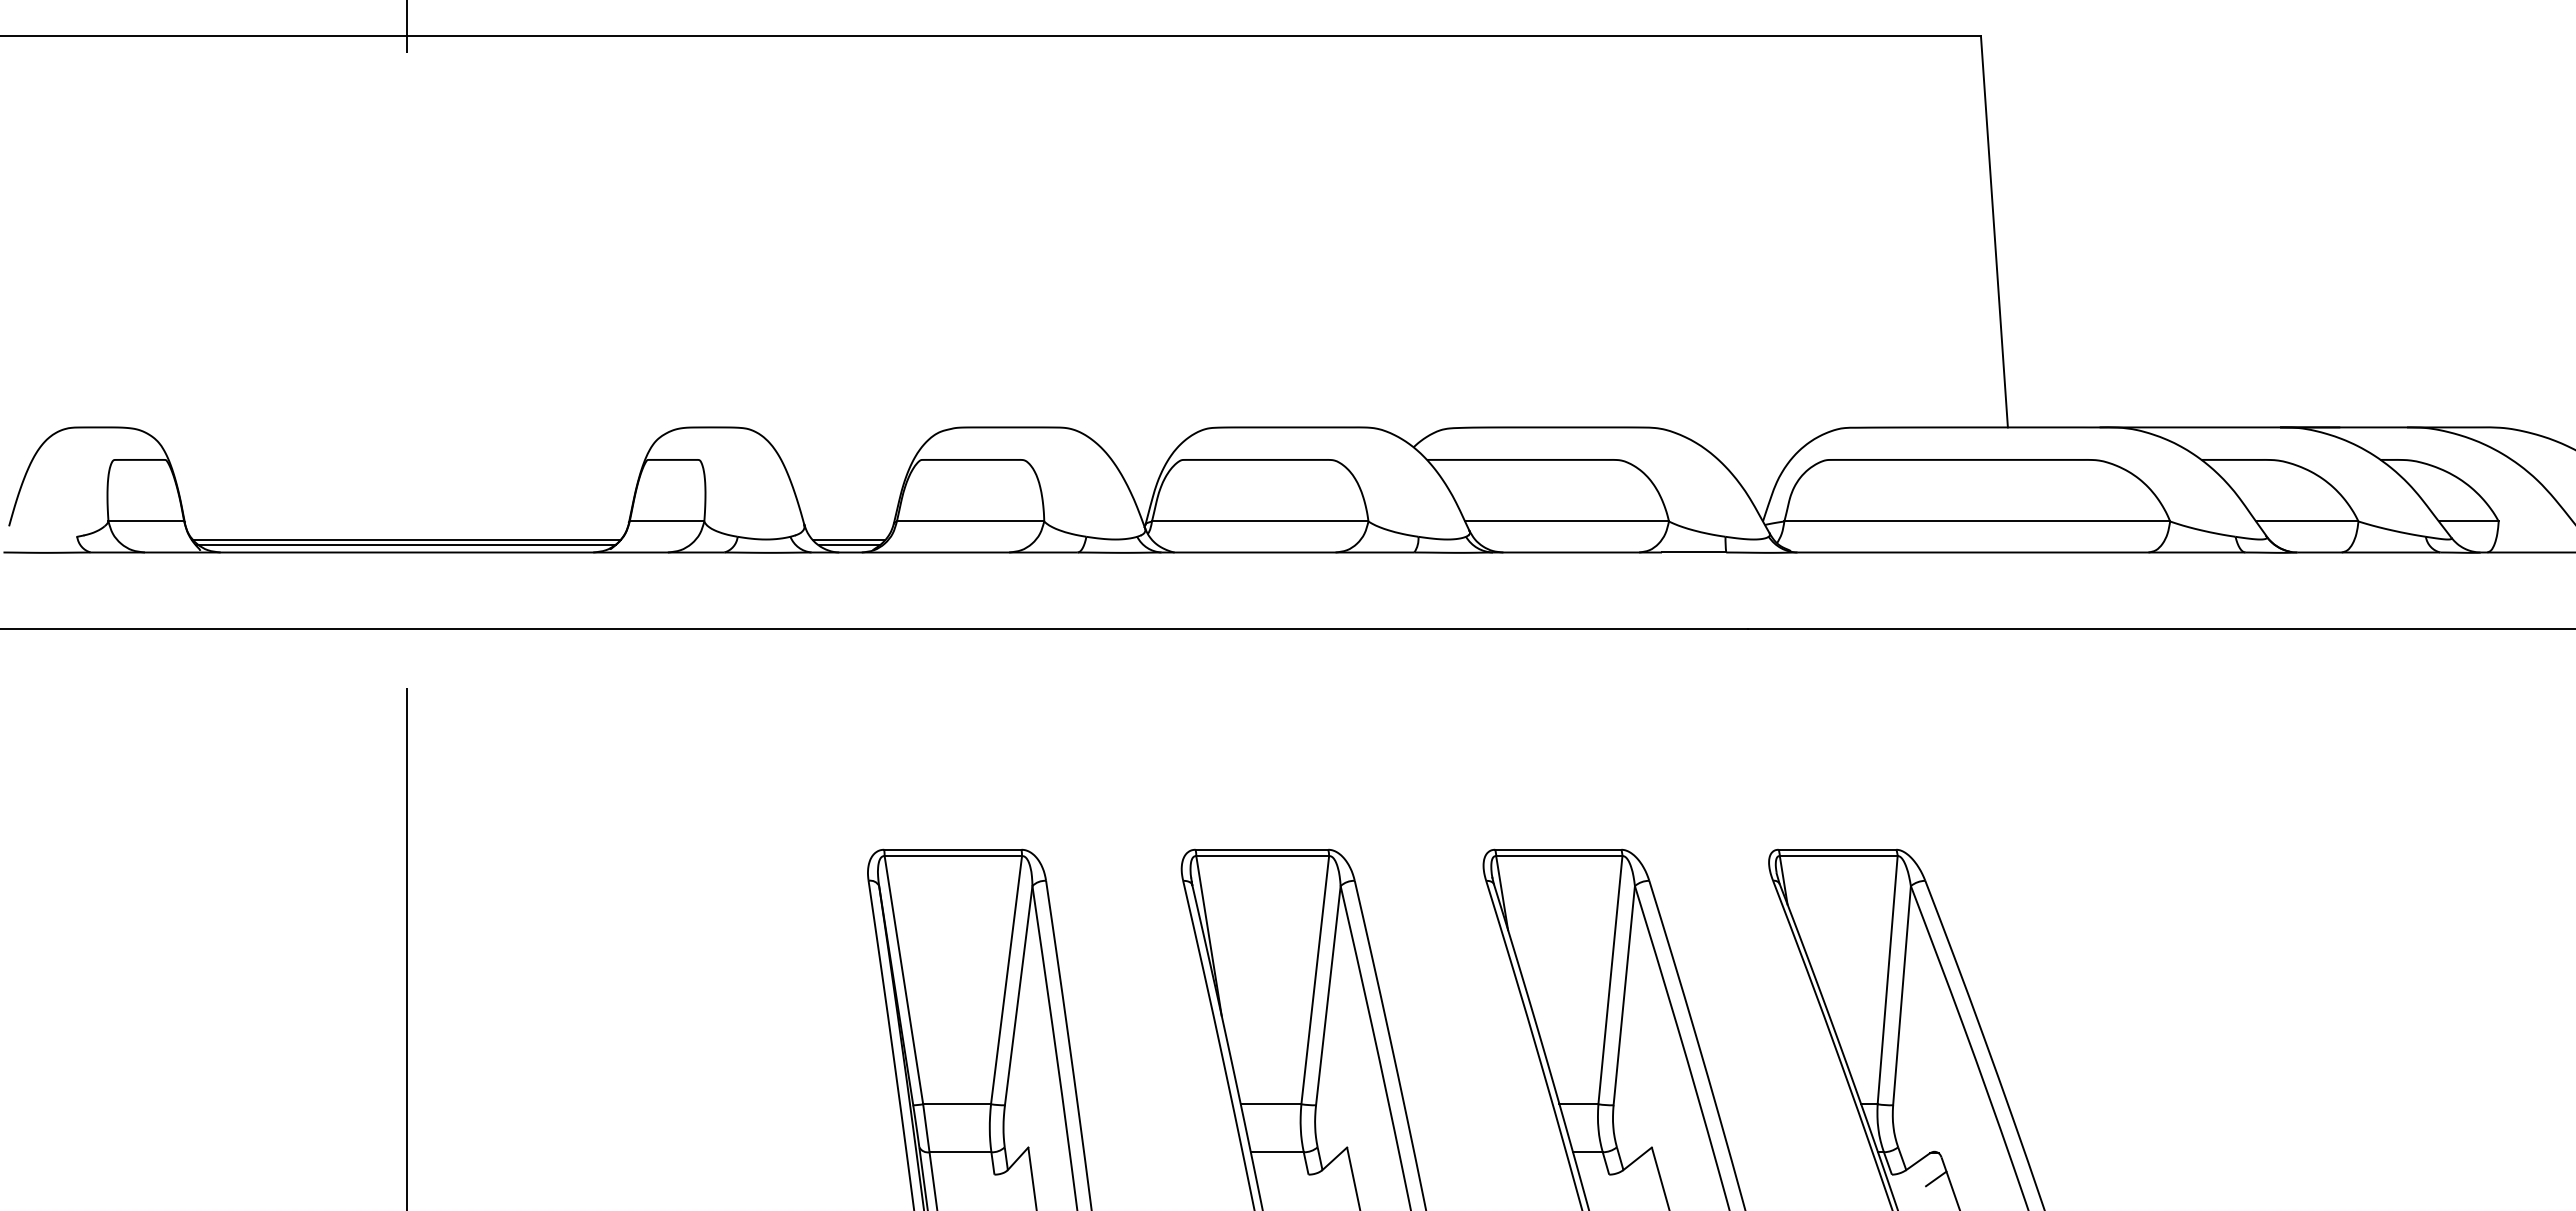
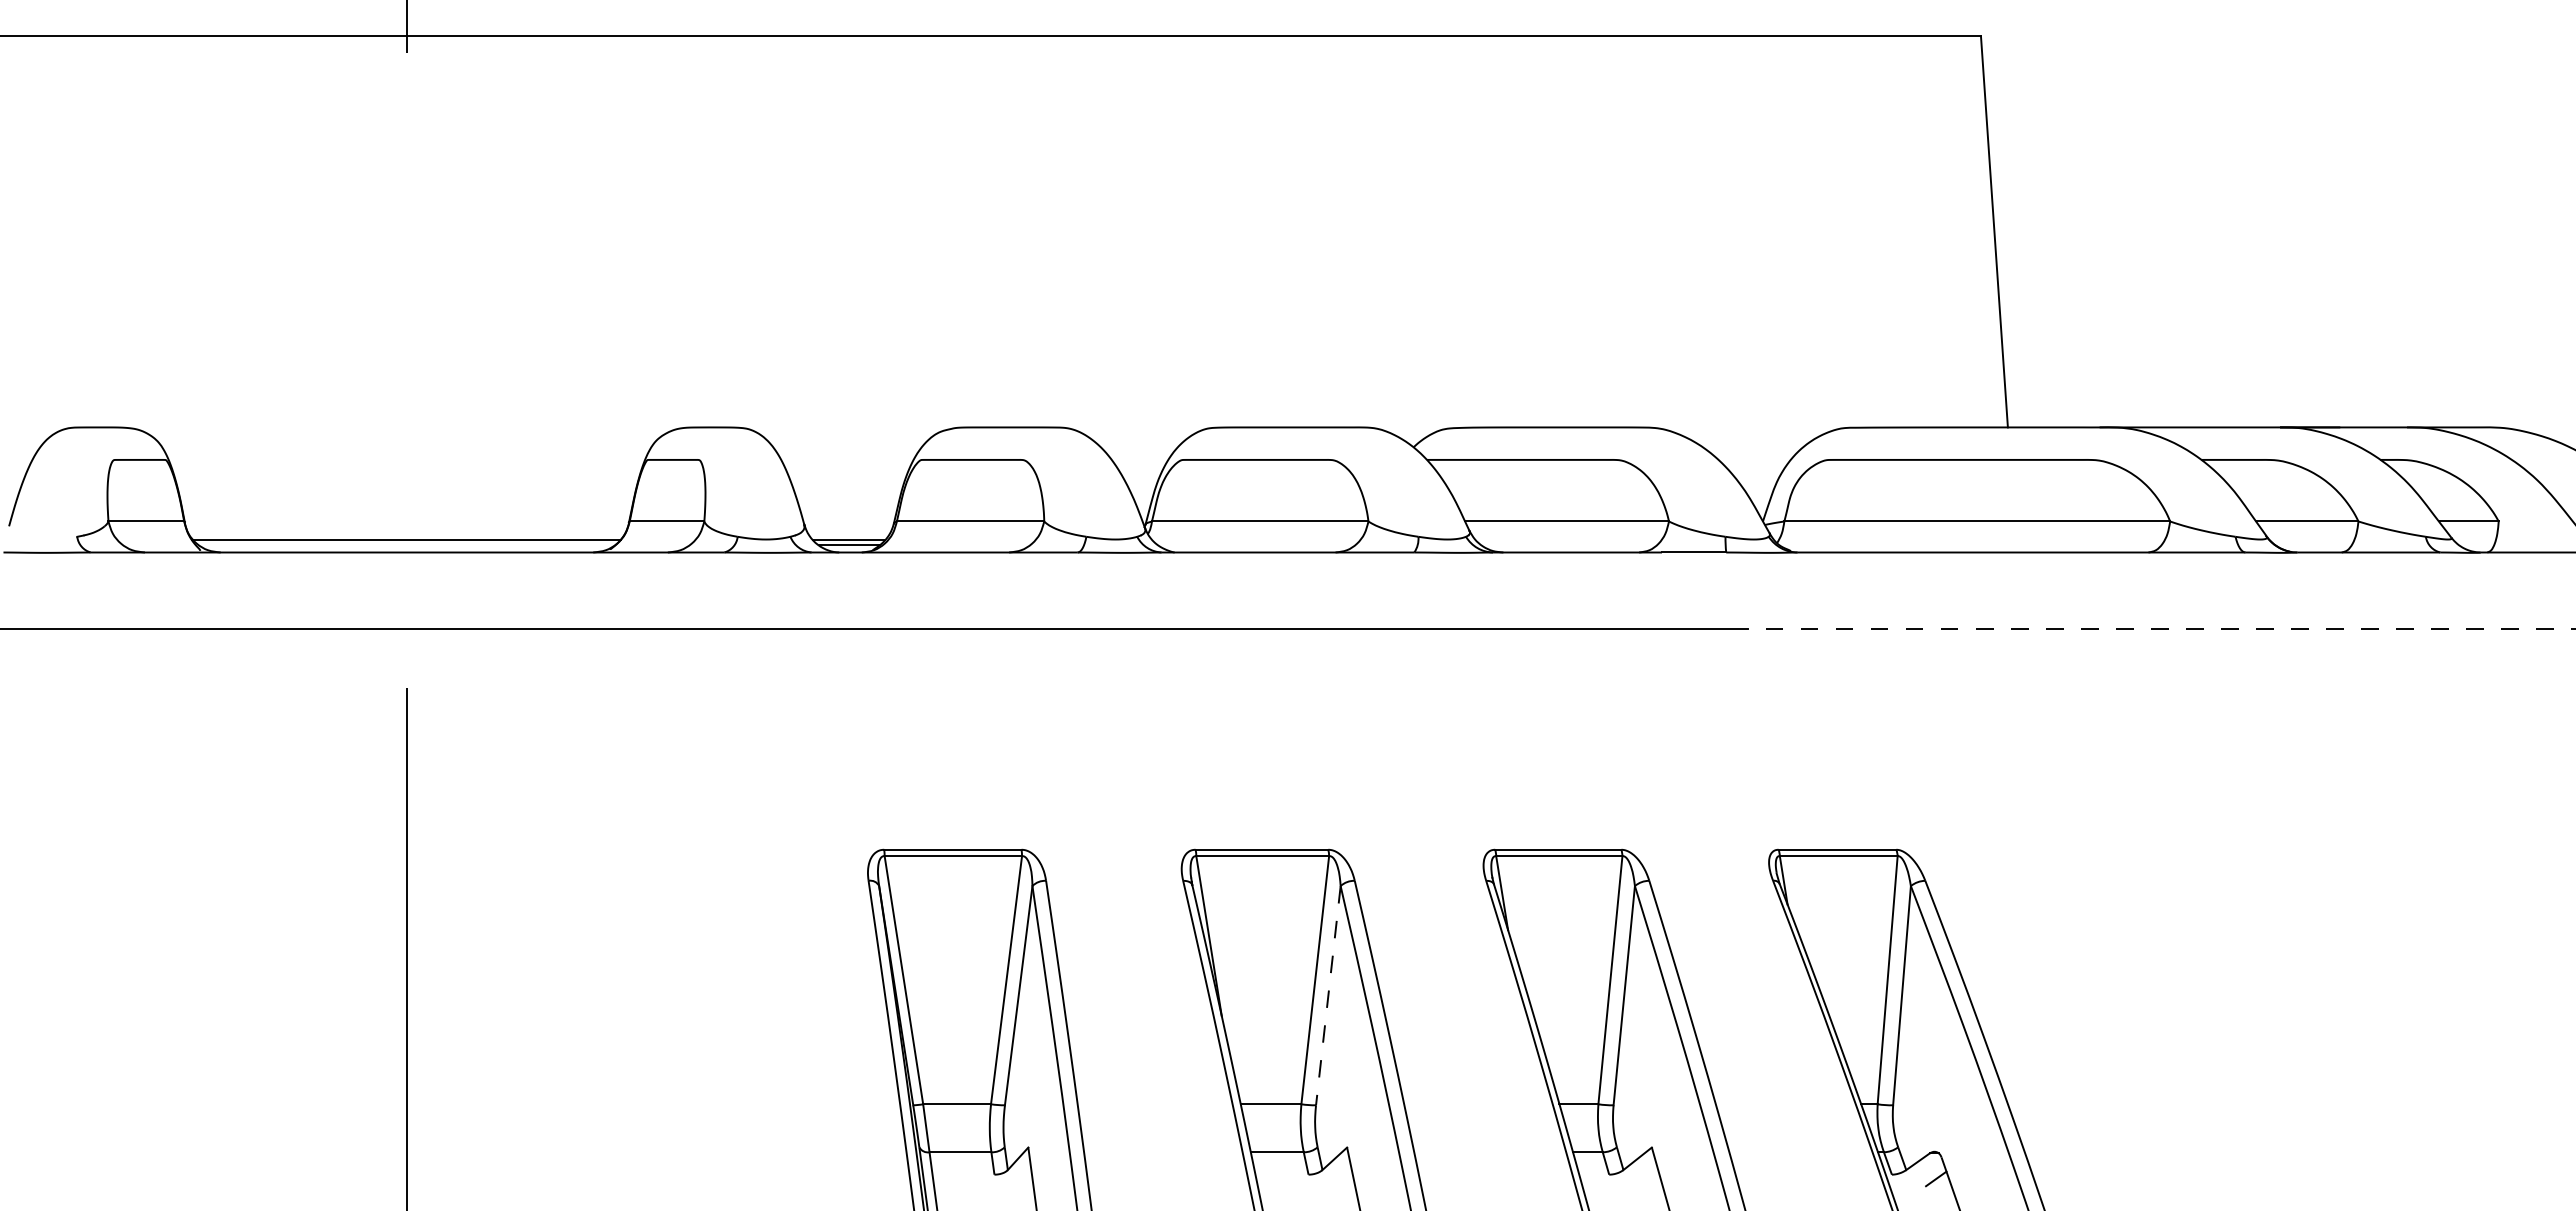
line: present -> none (405, 545)
line: solid -> dashed (2161, 629)
line: solid -> dashed (1328, 996)
